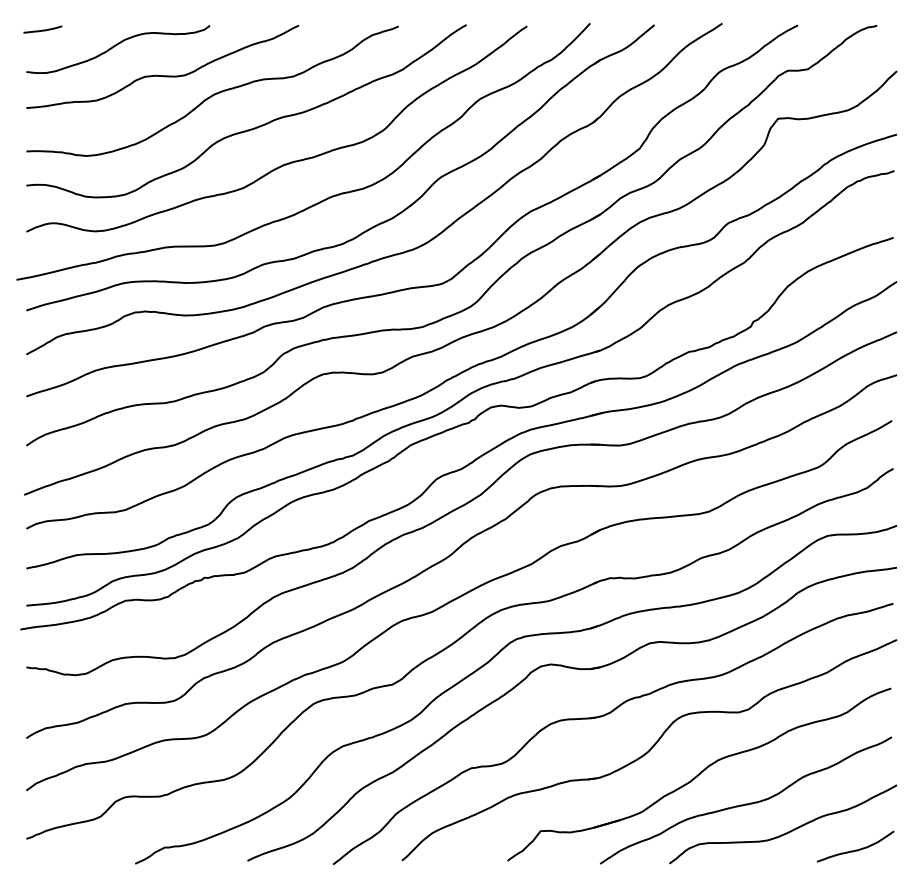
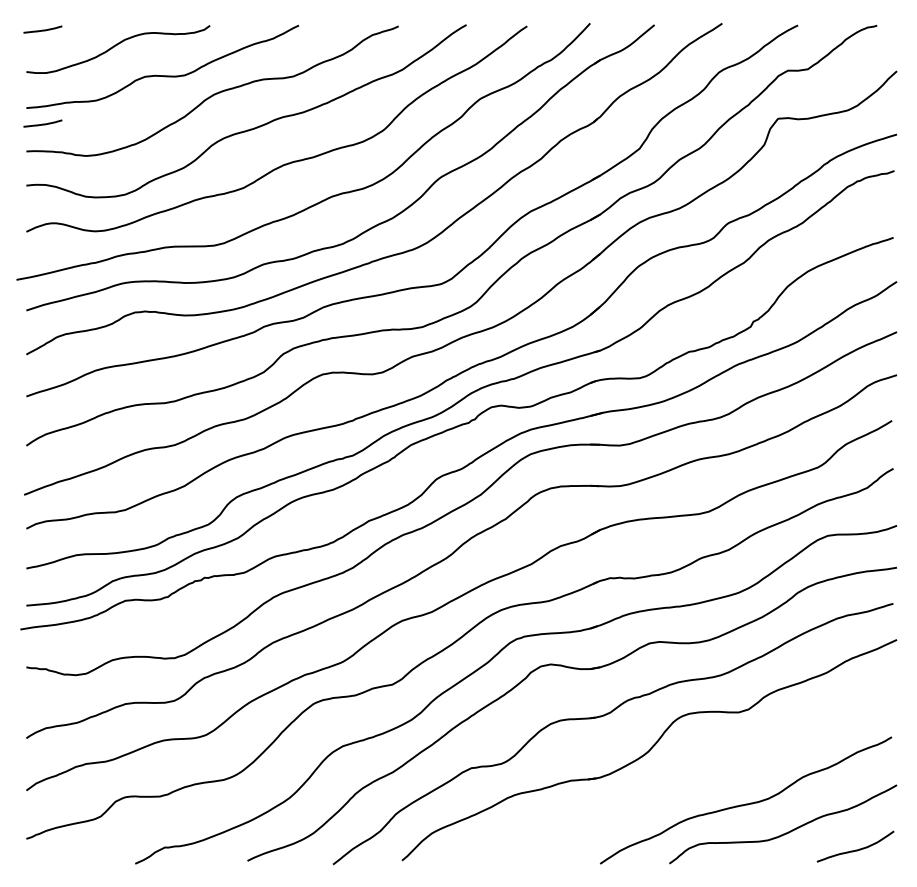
curve: none -> present (42, 123)
part: present -> none (699, 774)
